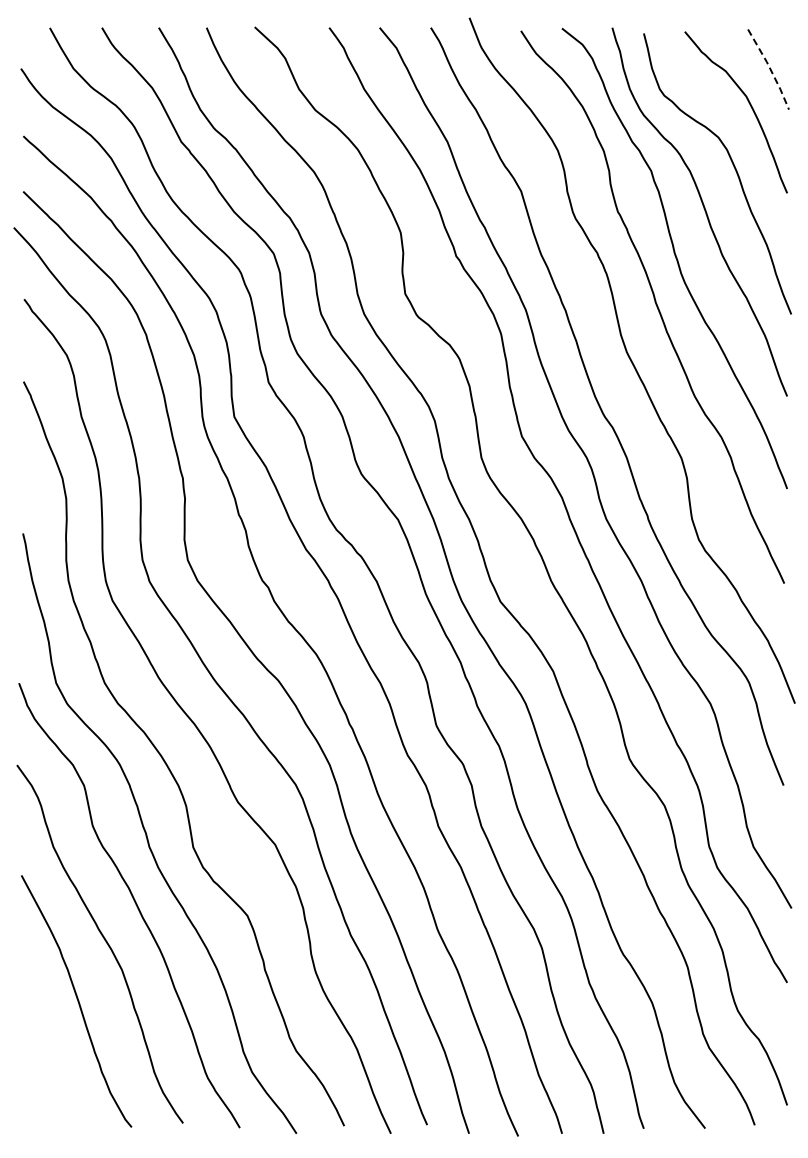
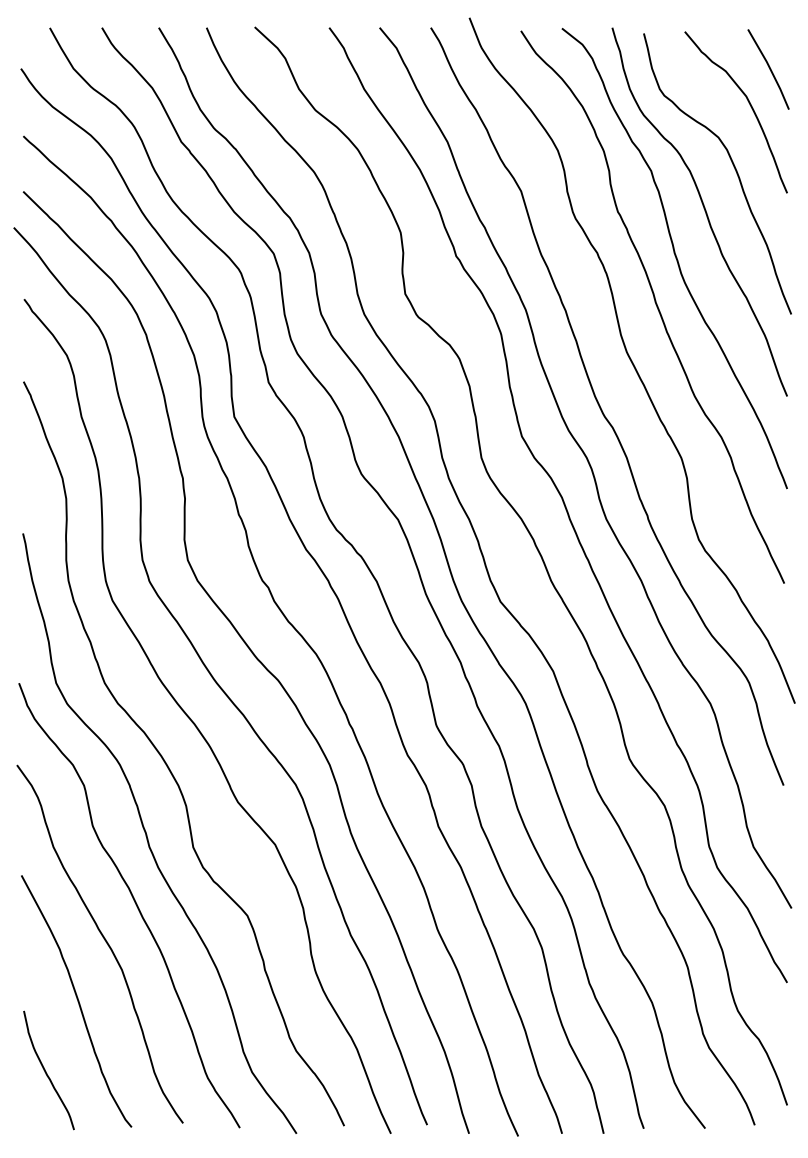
line: dashed -> solid (770, 68)
curve: none -> present (46, 1071)
